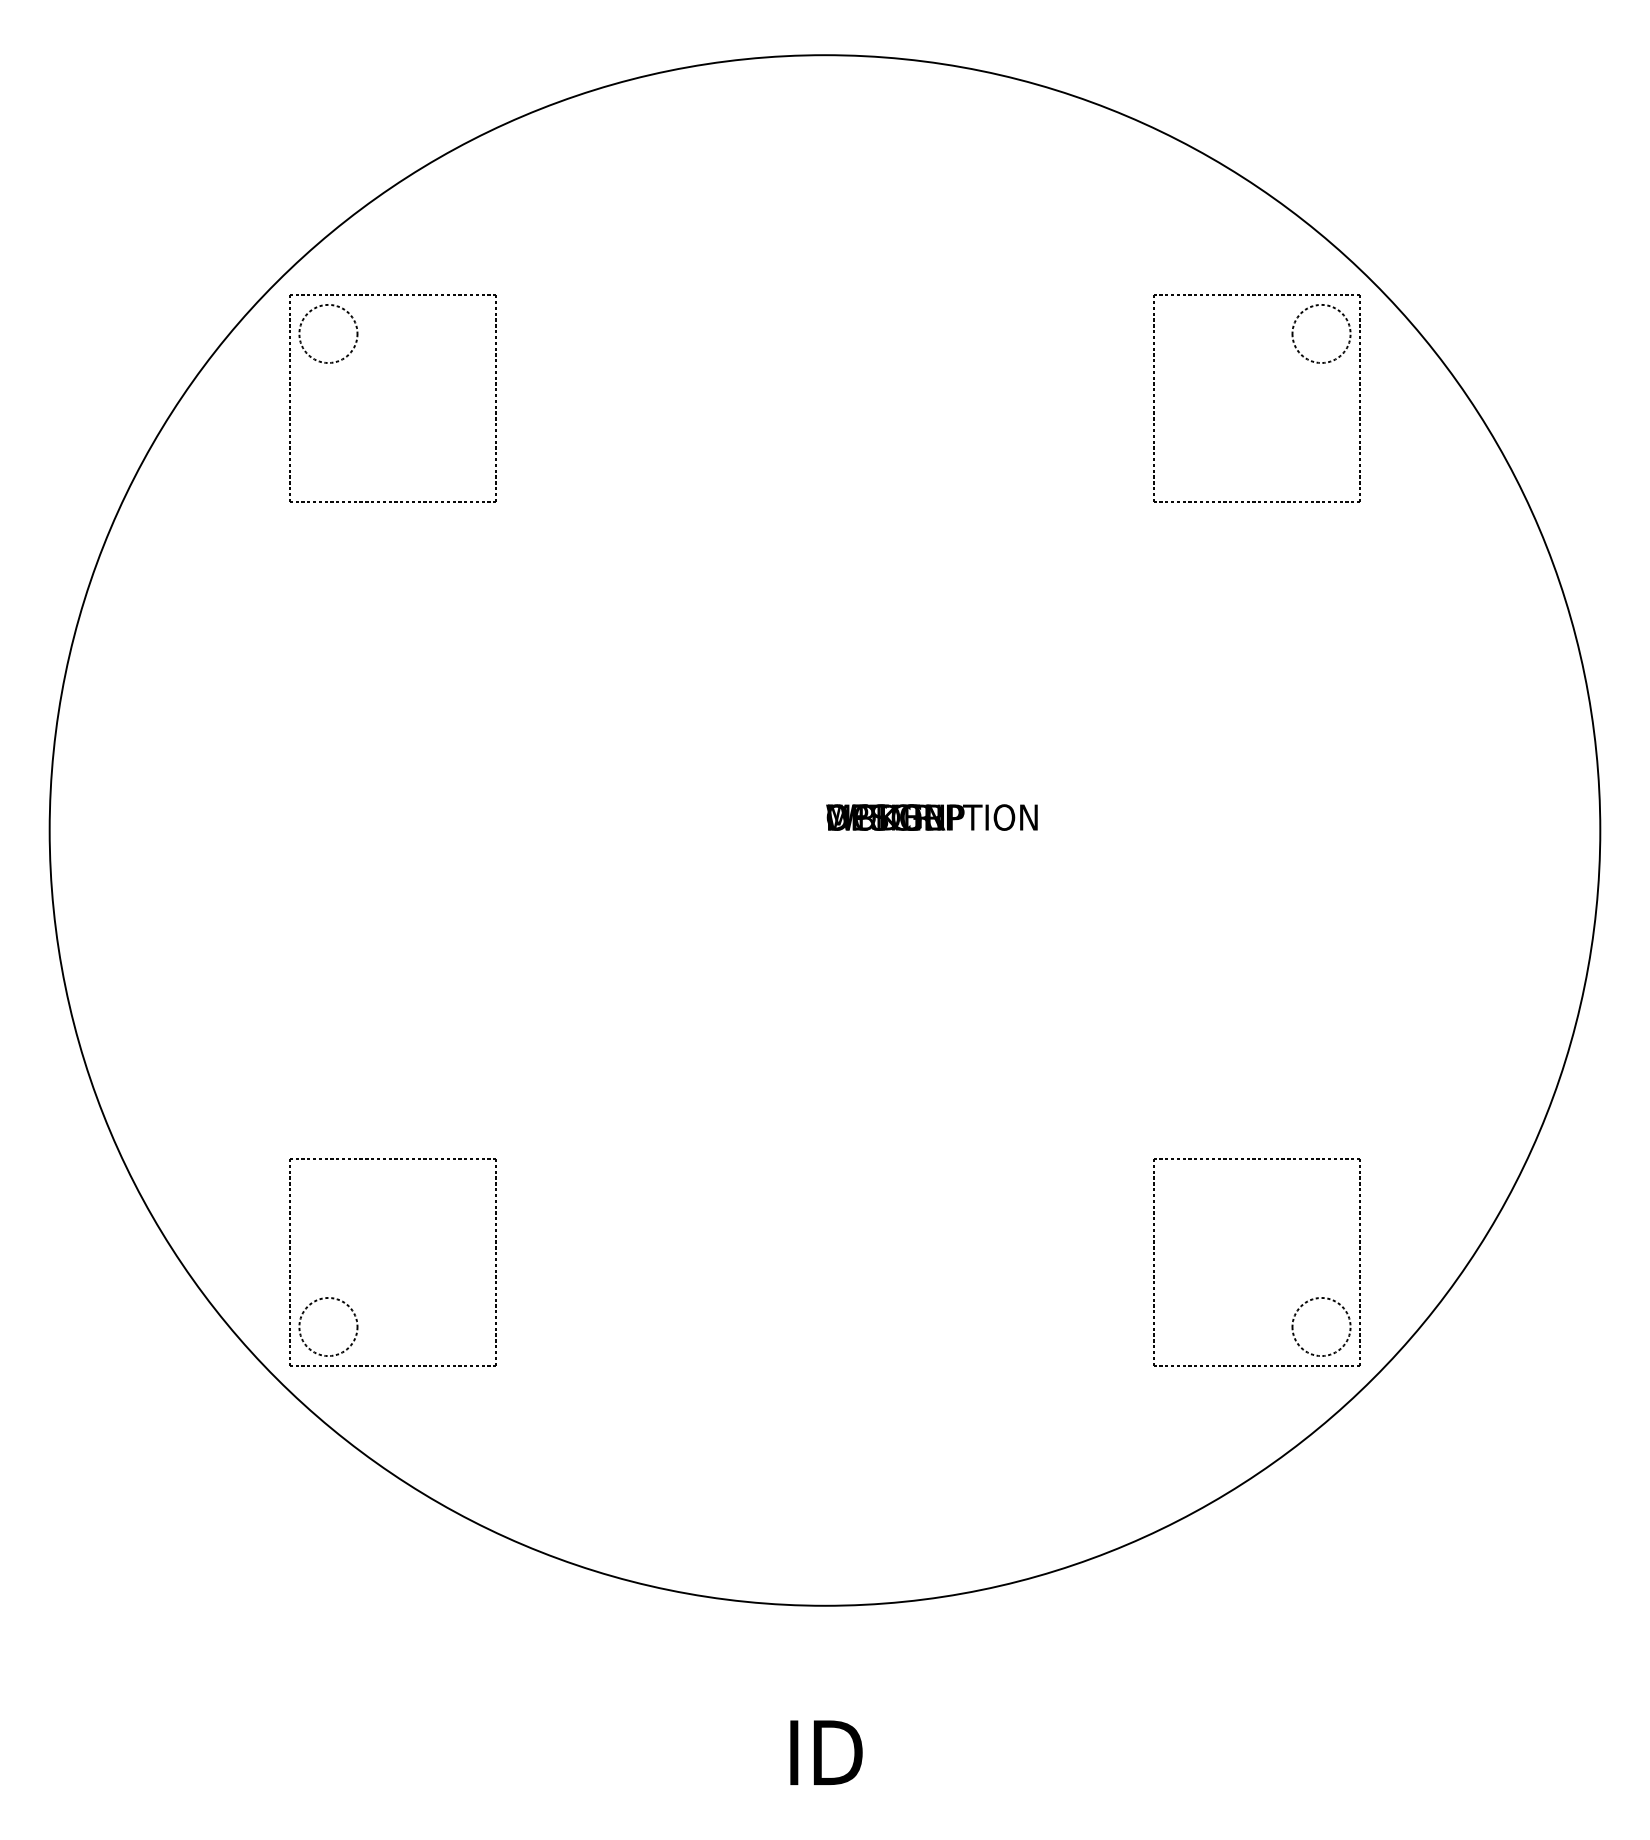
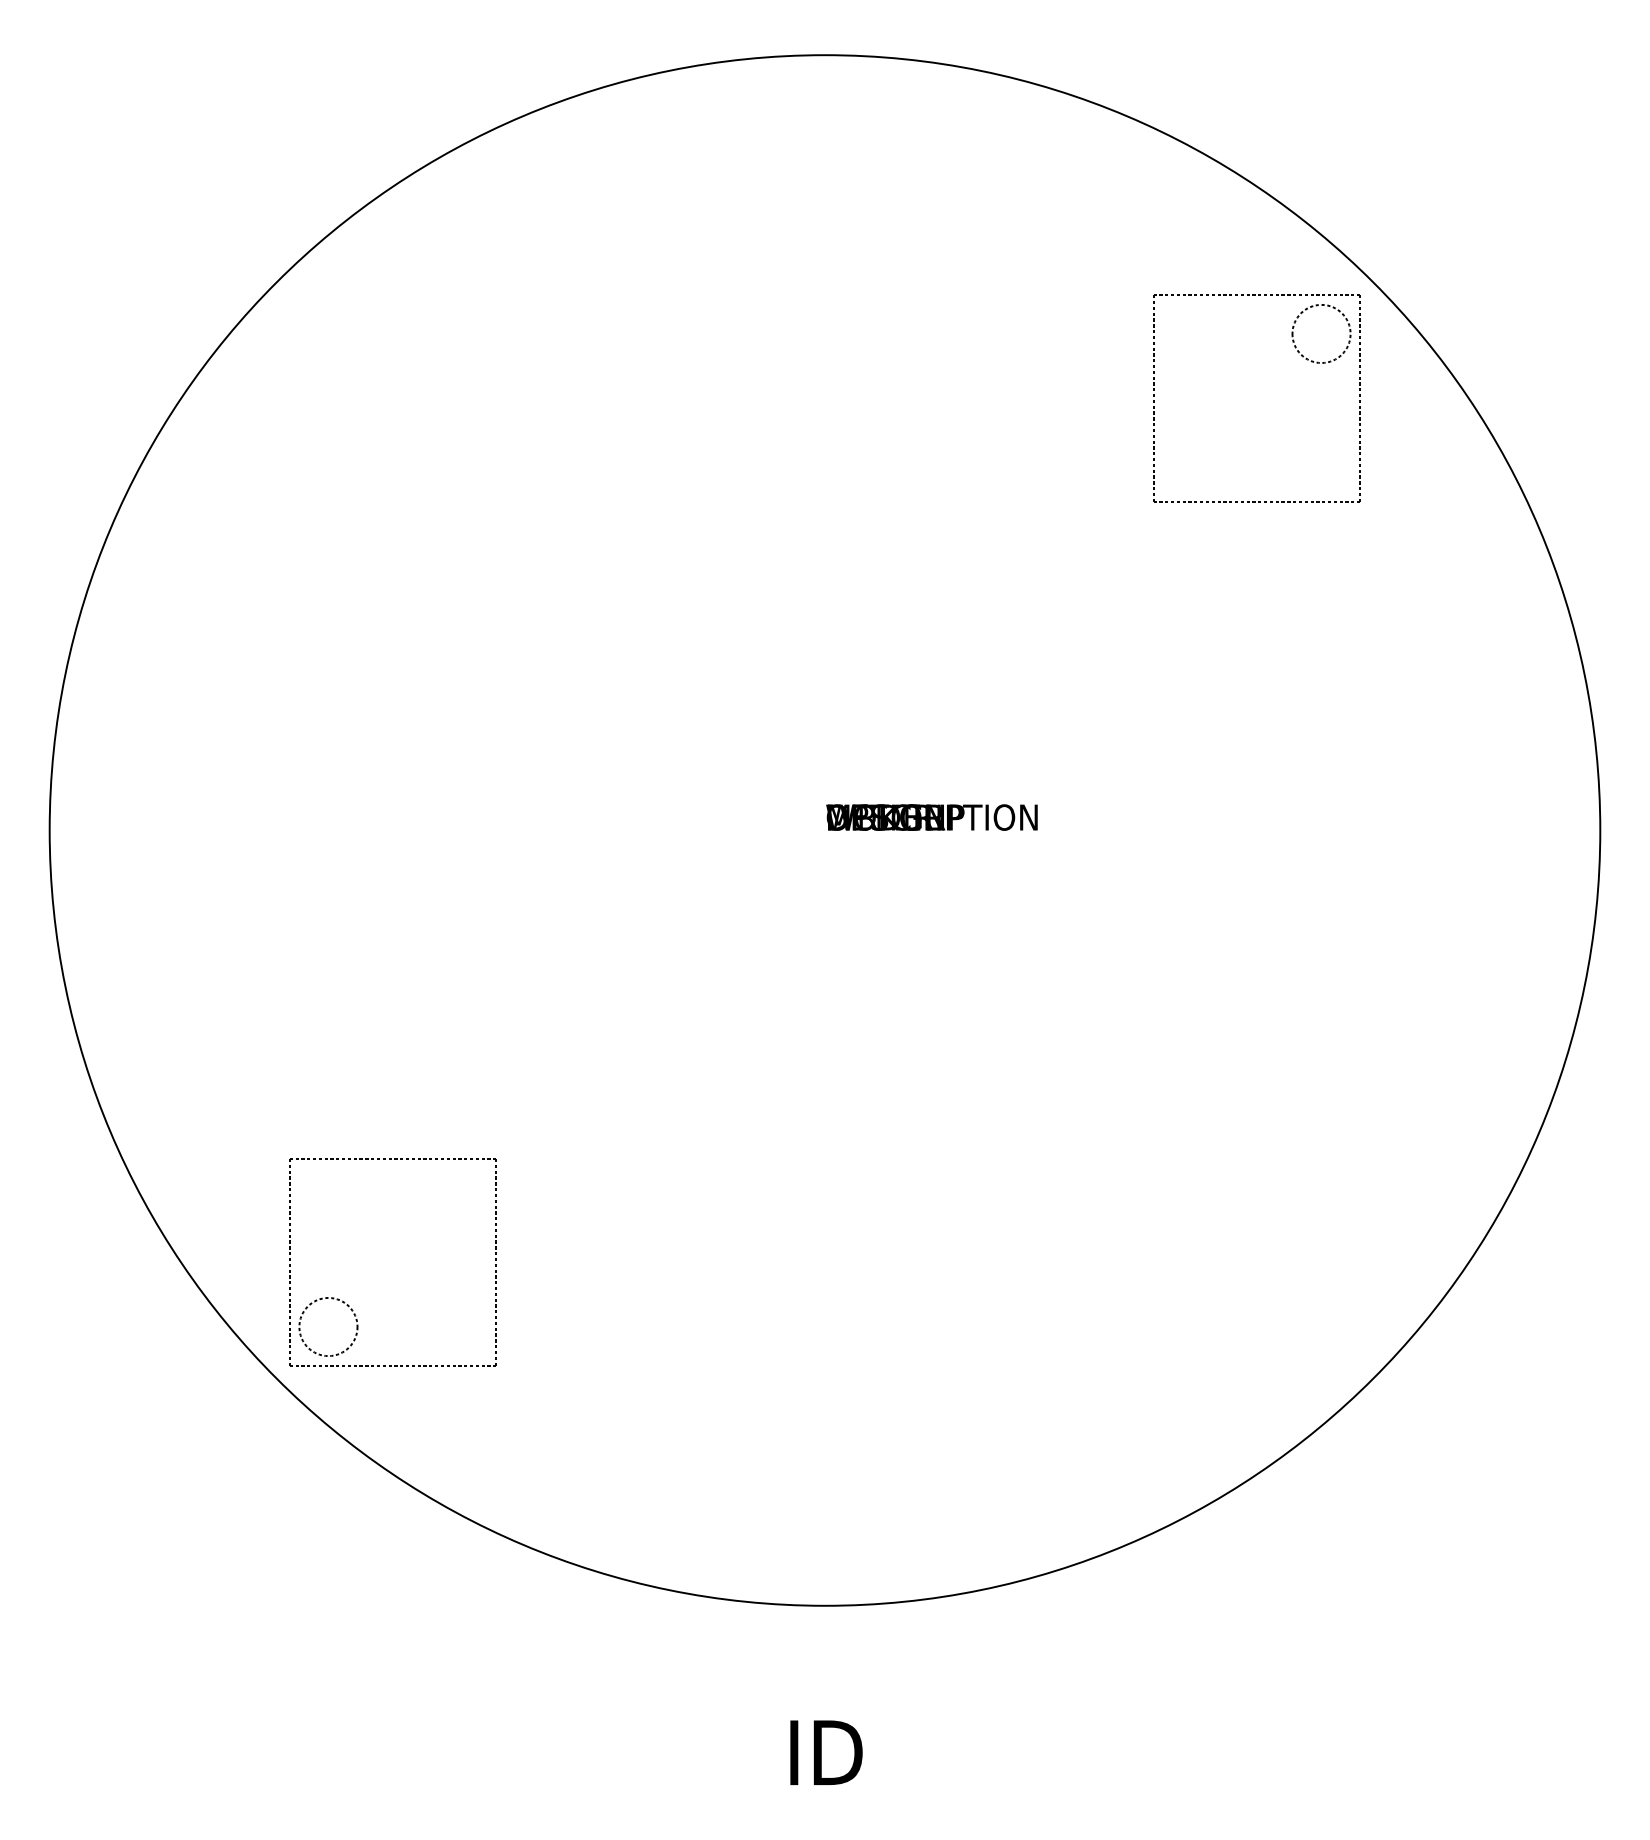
part: present -> none (349, 355)
part: present -> none (1300, 1305)
